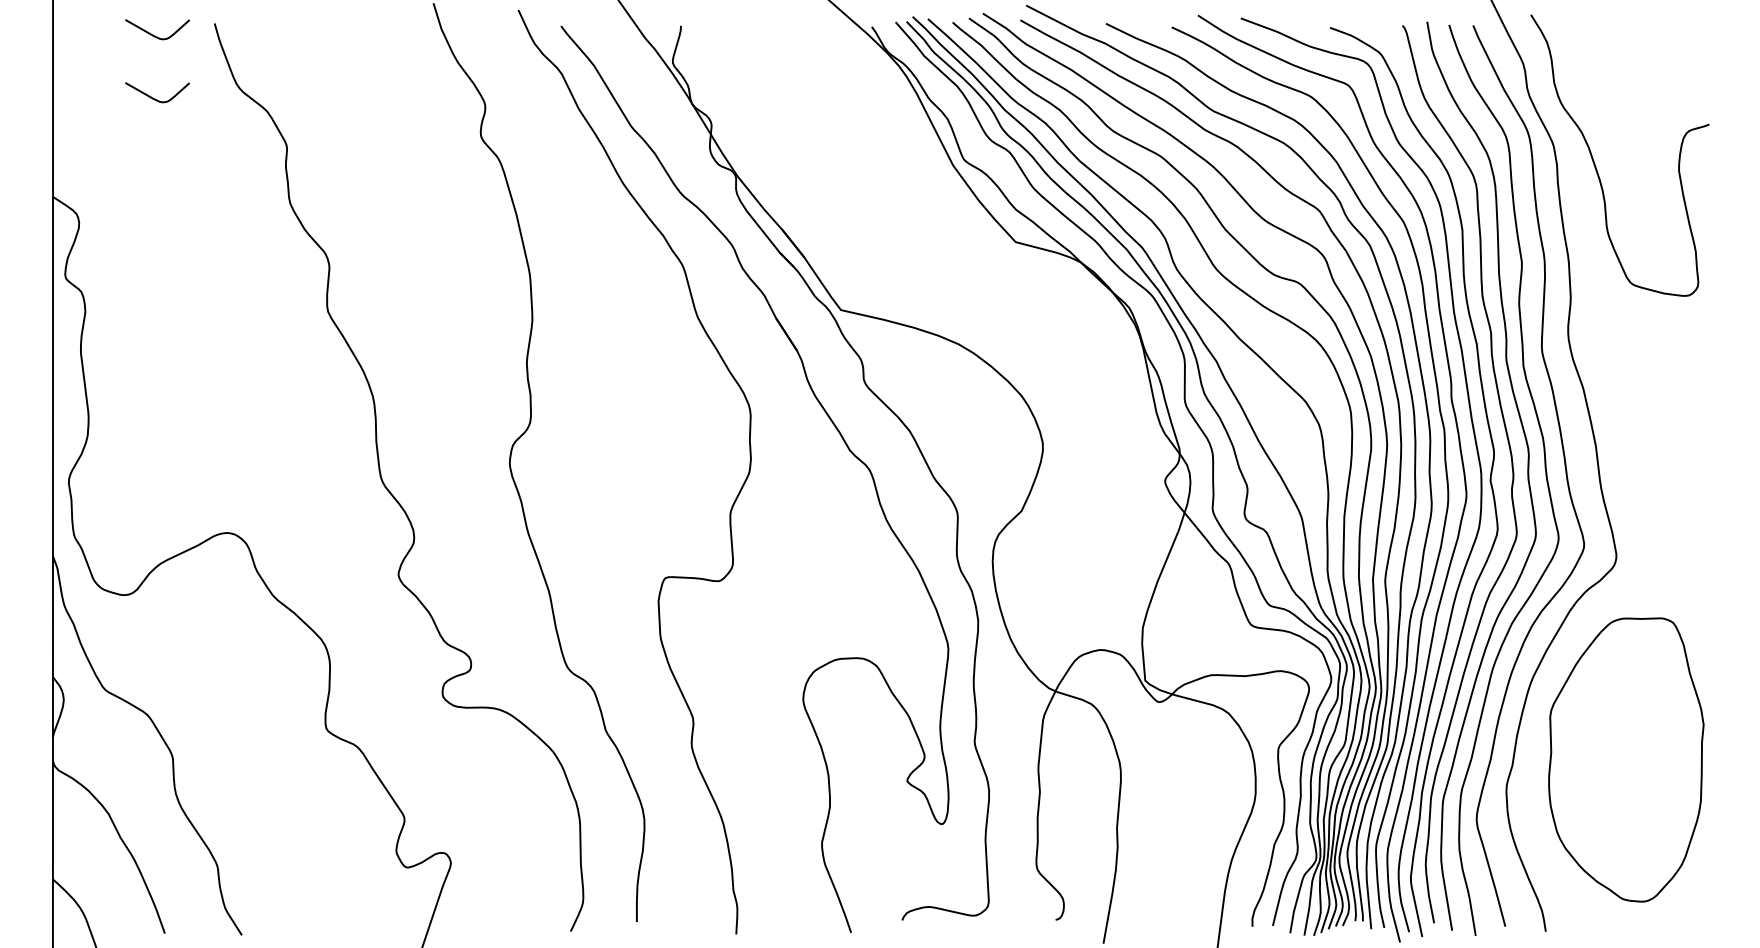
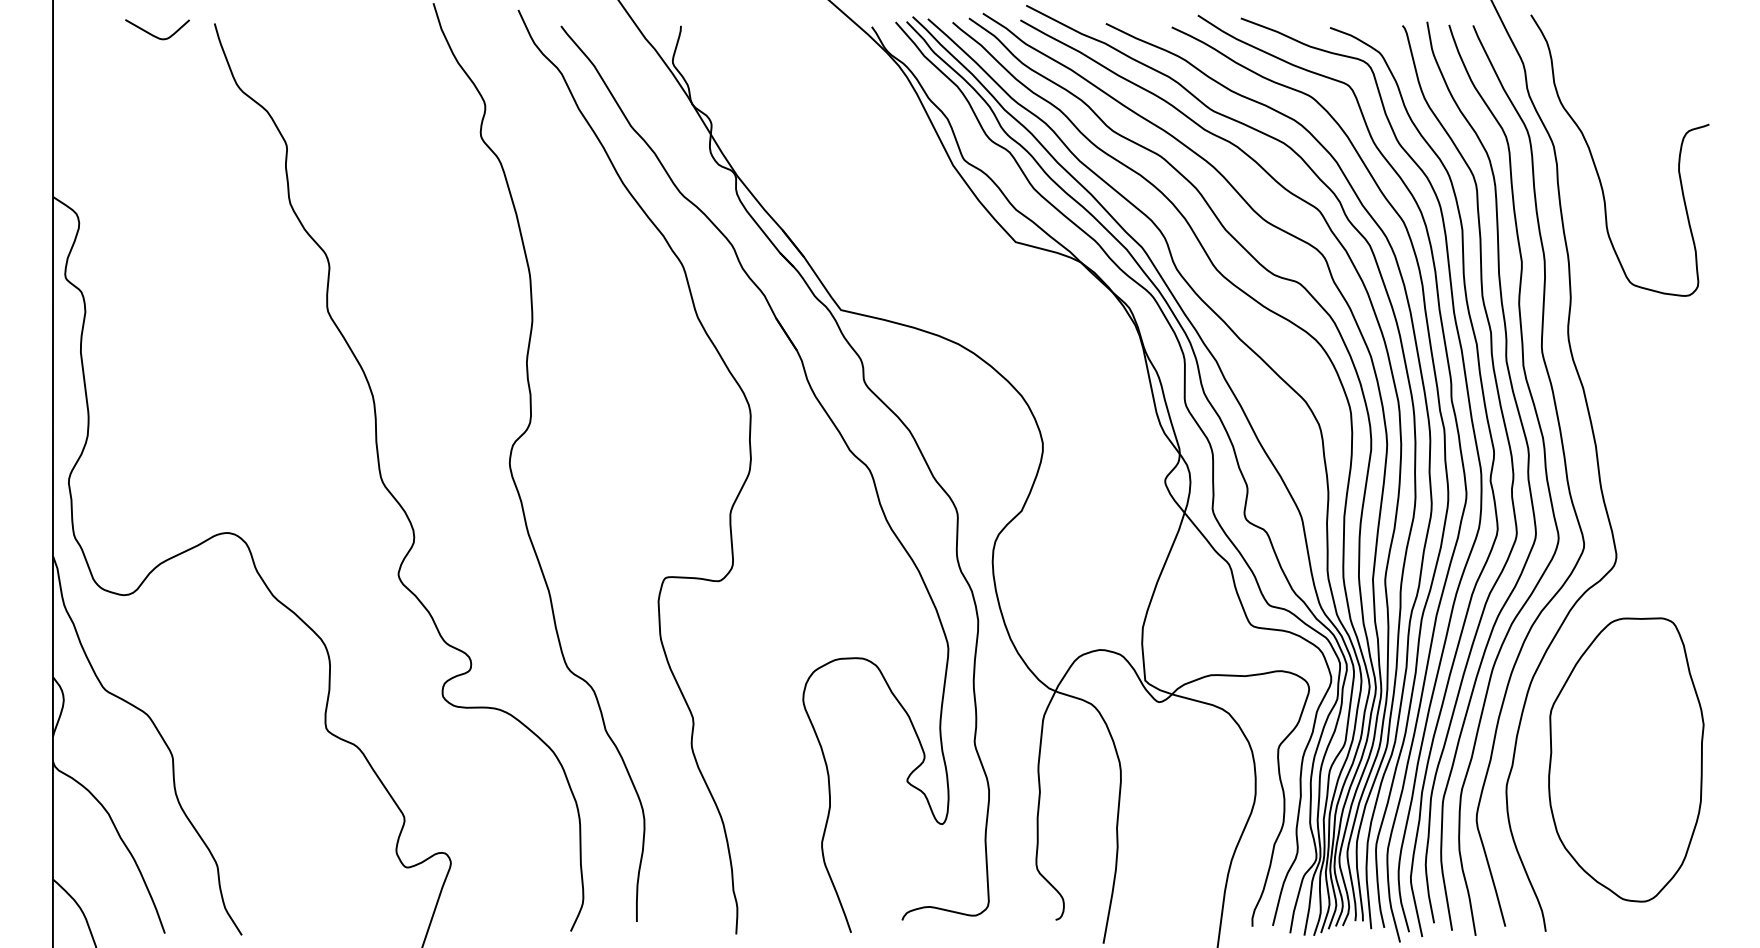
curve: present -> none (155, 98)
